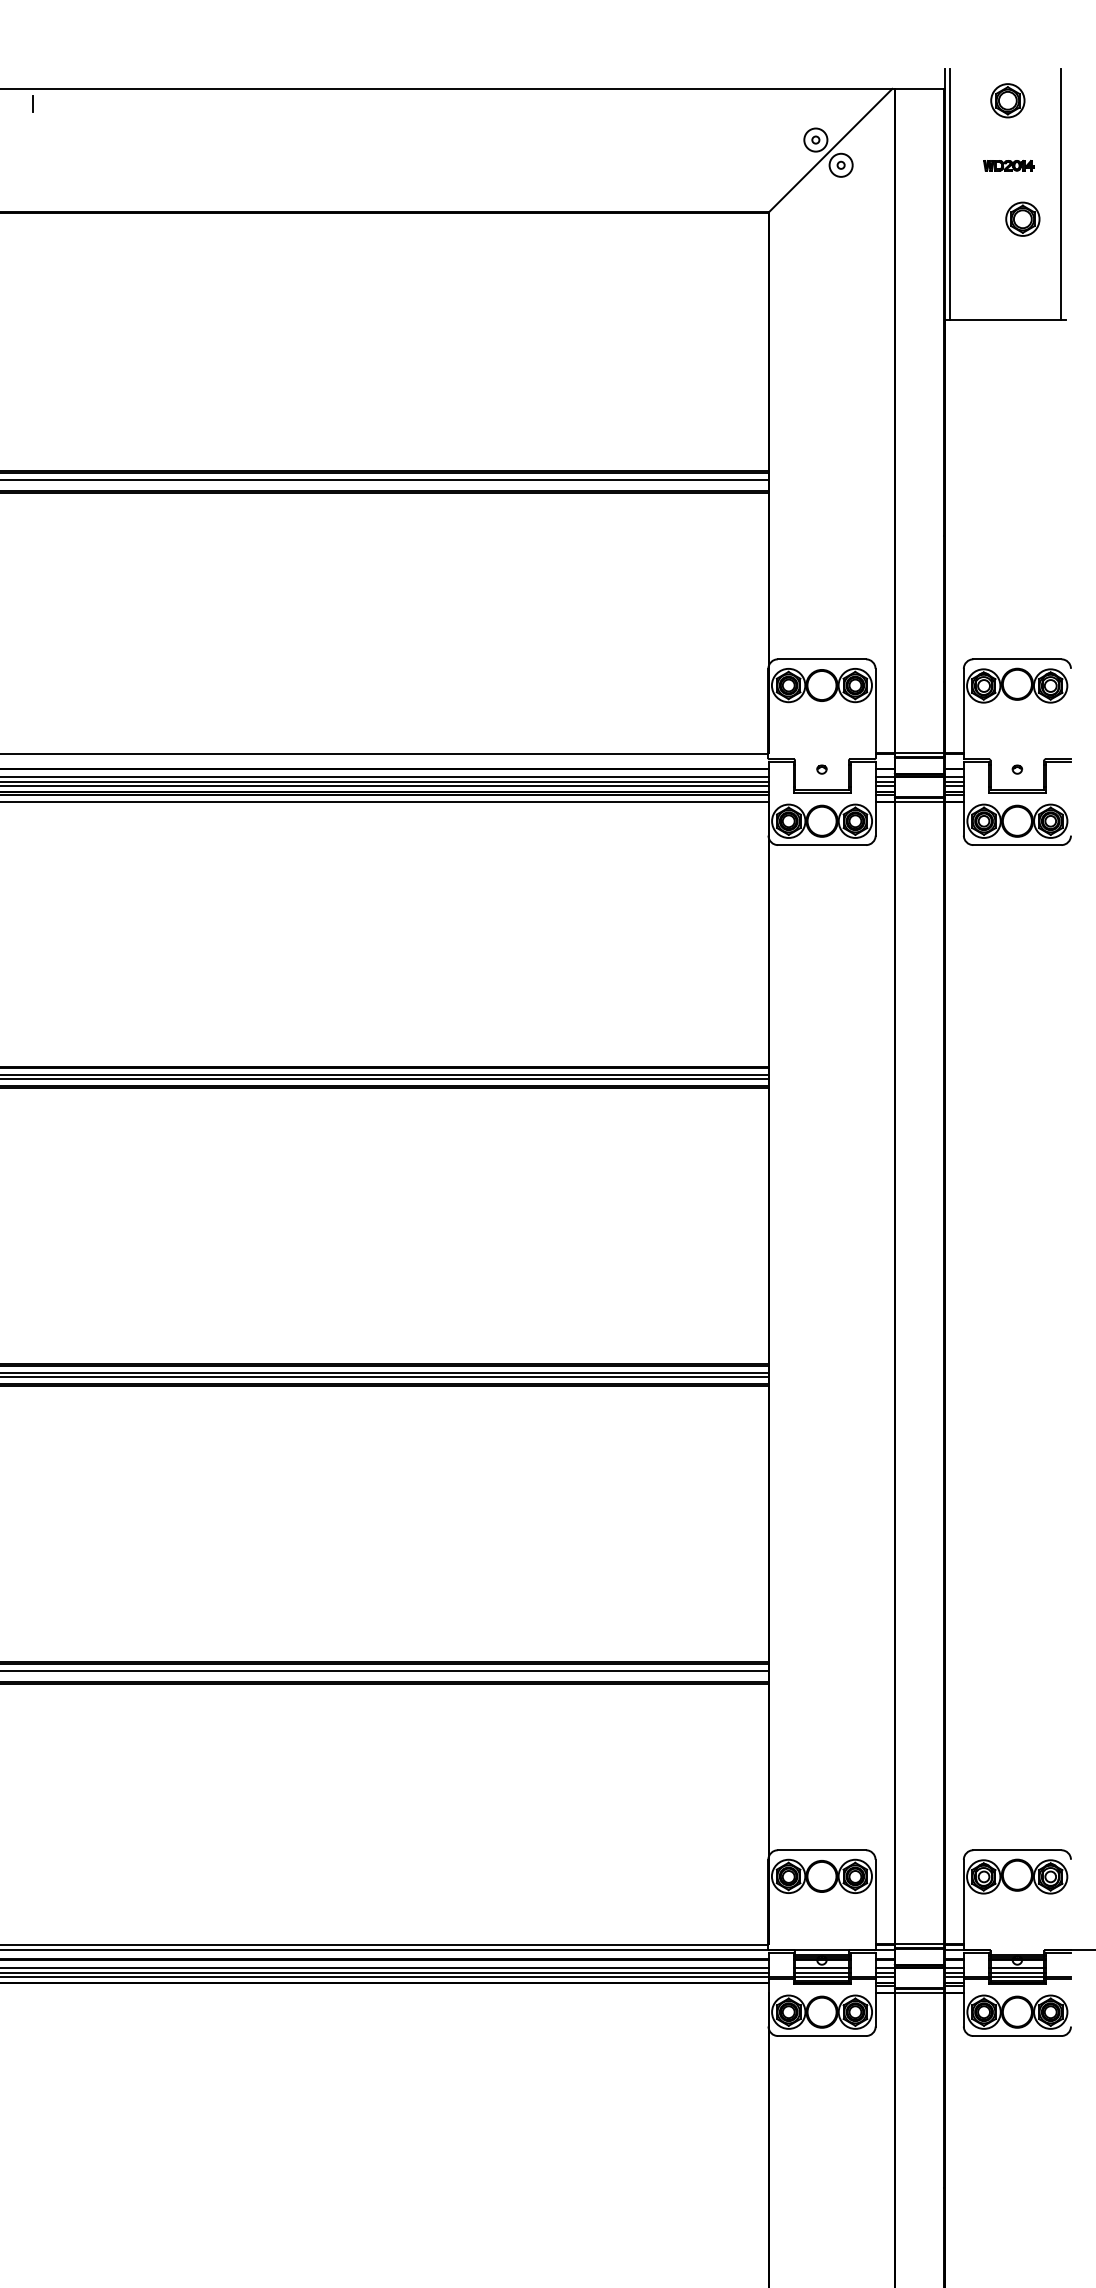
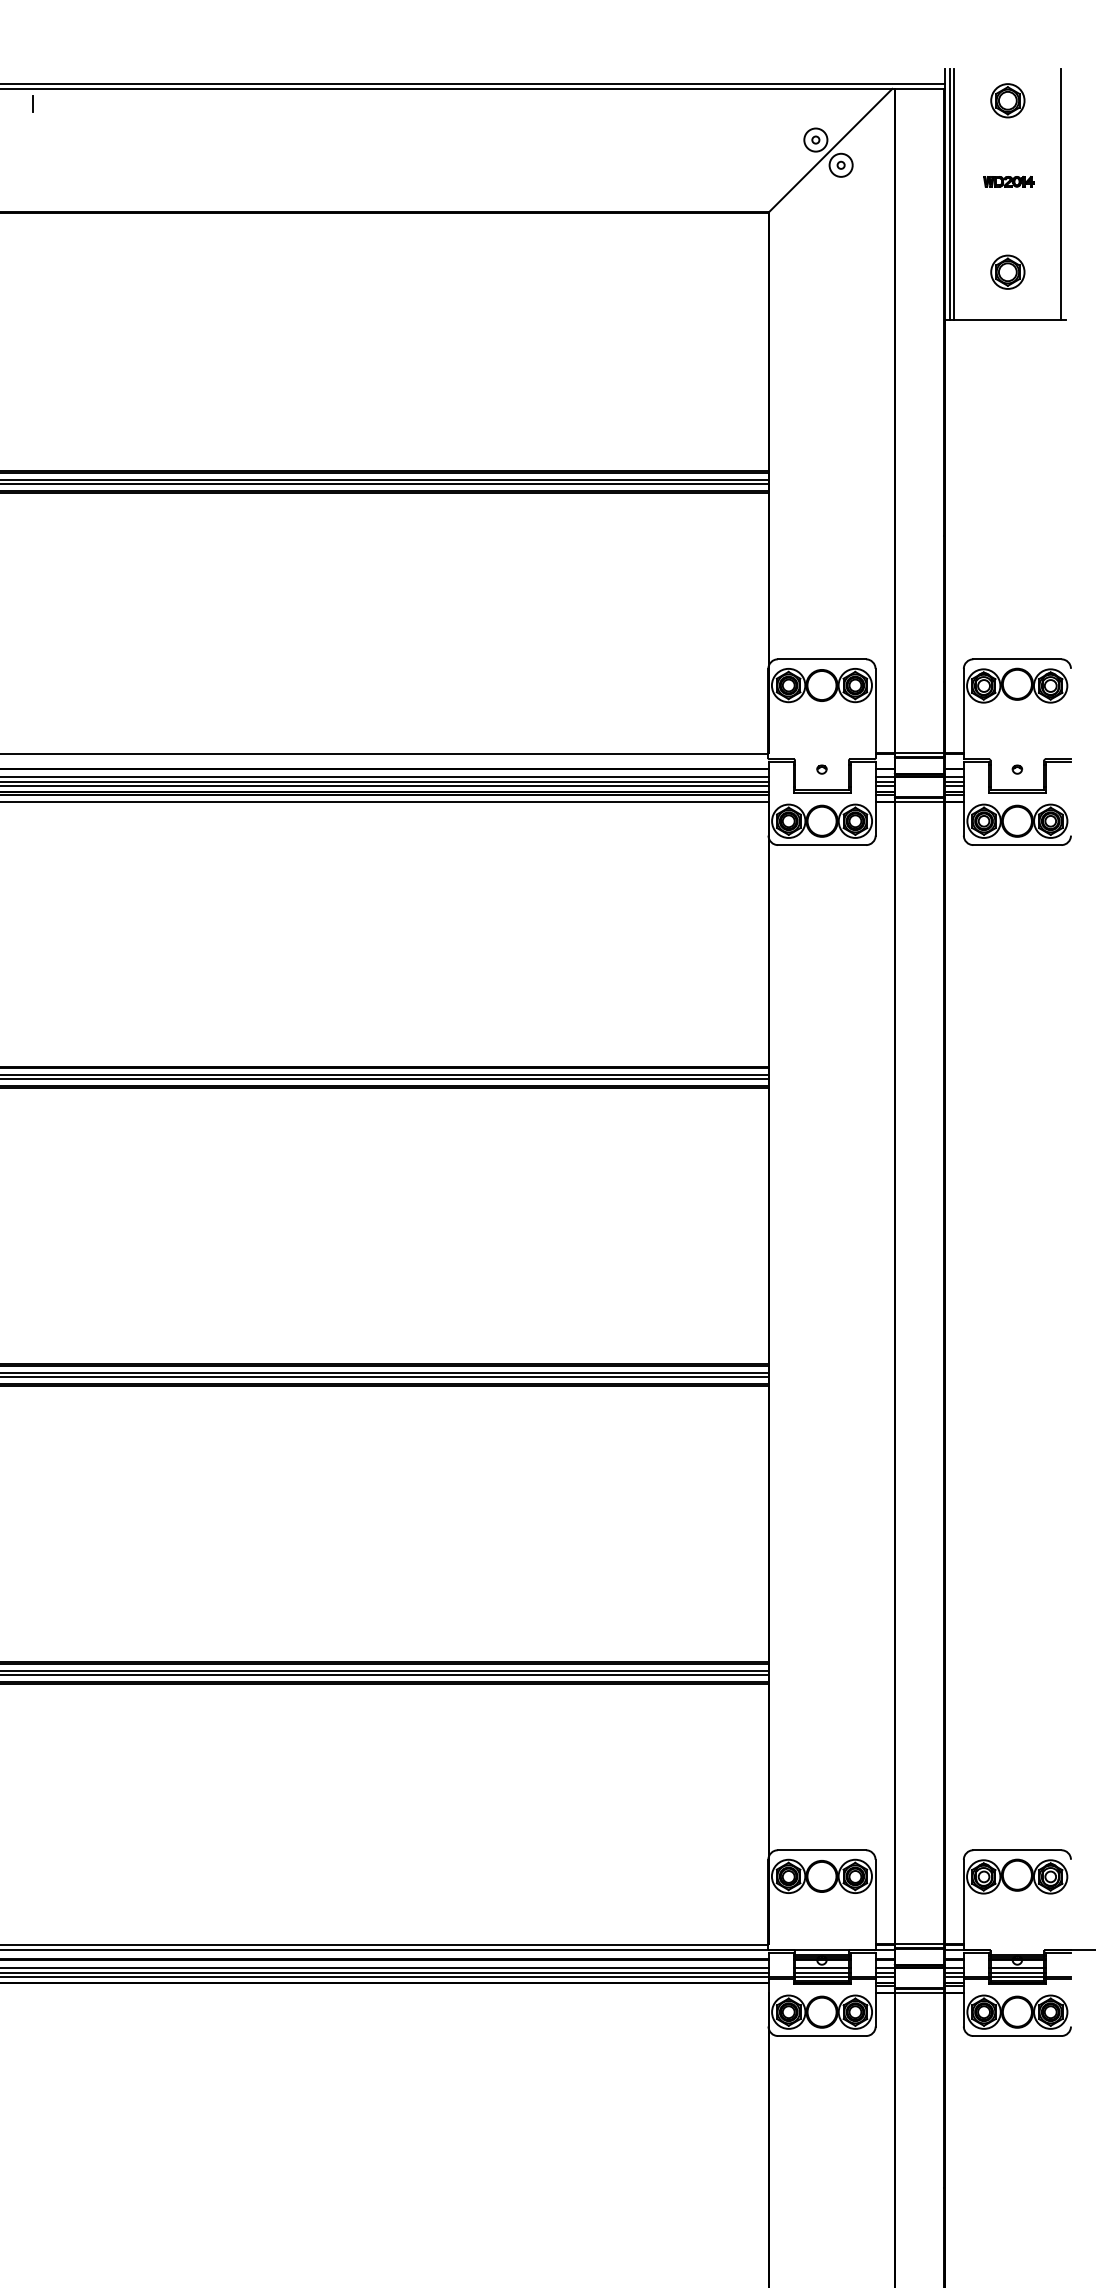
line: none -> present (473, 84)
part position: (1008, 165) -> (1008, 181) (1008, 181)
line: none -> present (954, 193)
part position: (1022, 218) -> (1007, 271) (1007, 271)
line: none -> present (385, 483)
line: none -> present (385, 1674)
